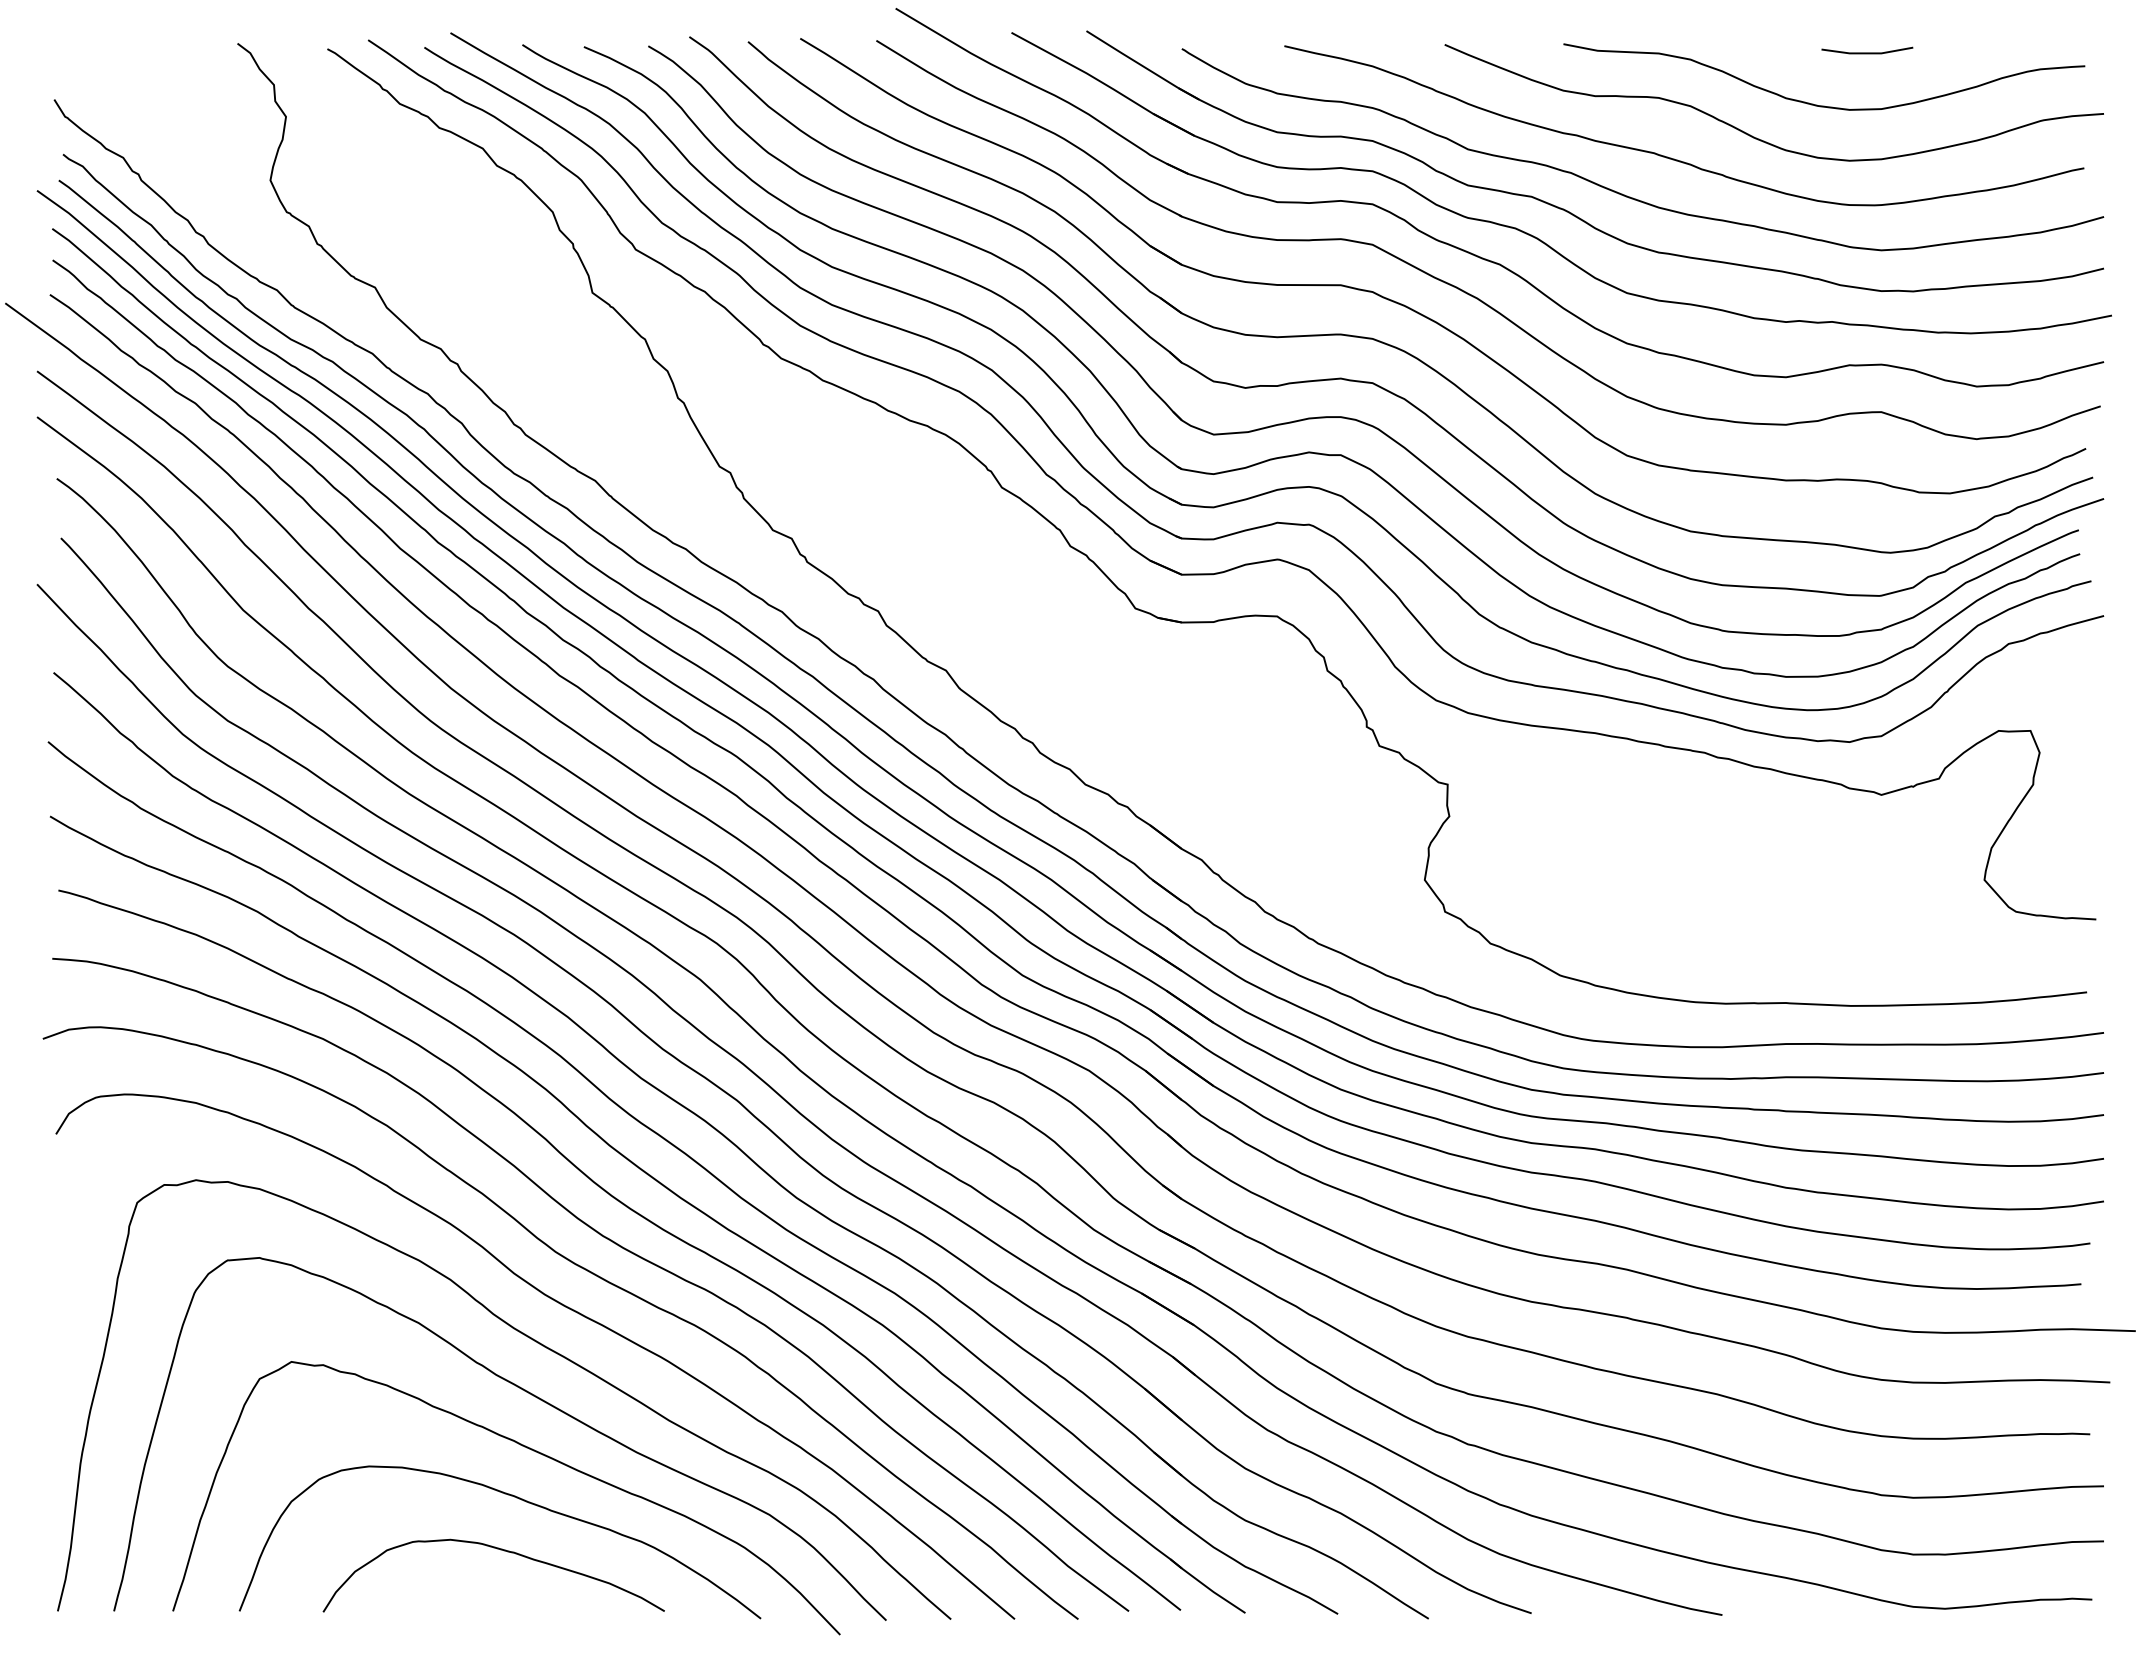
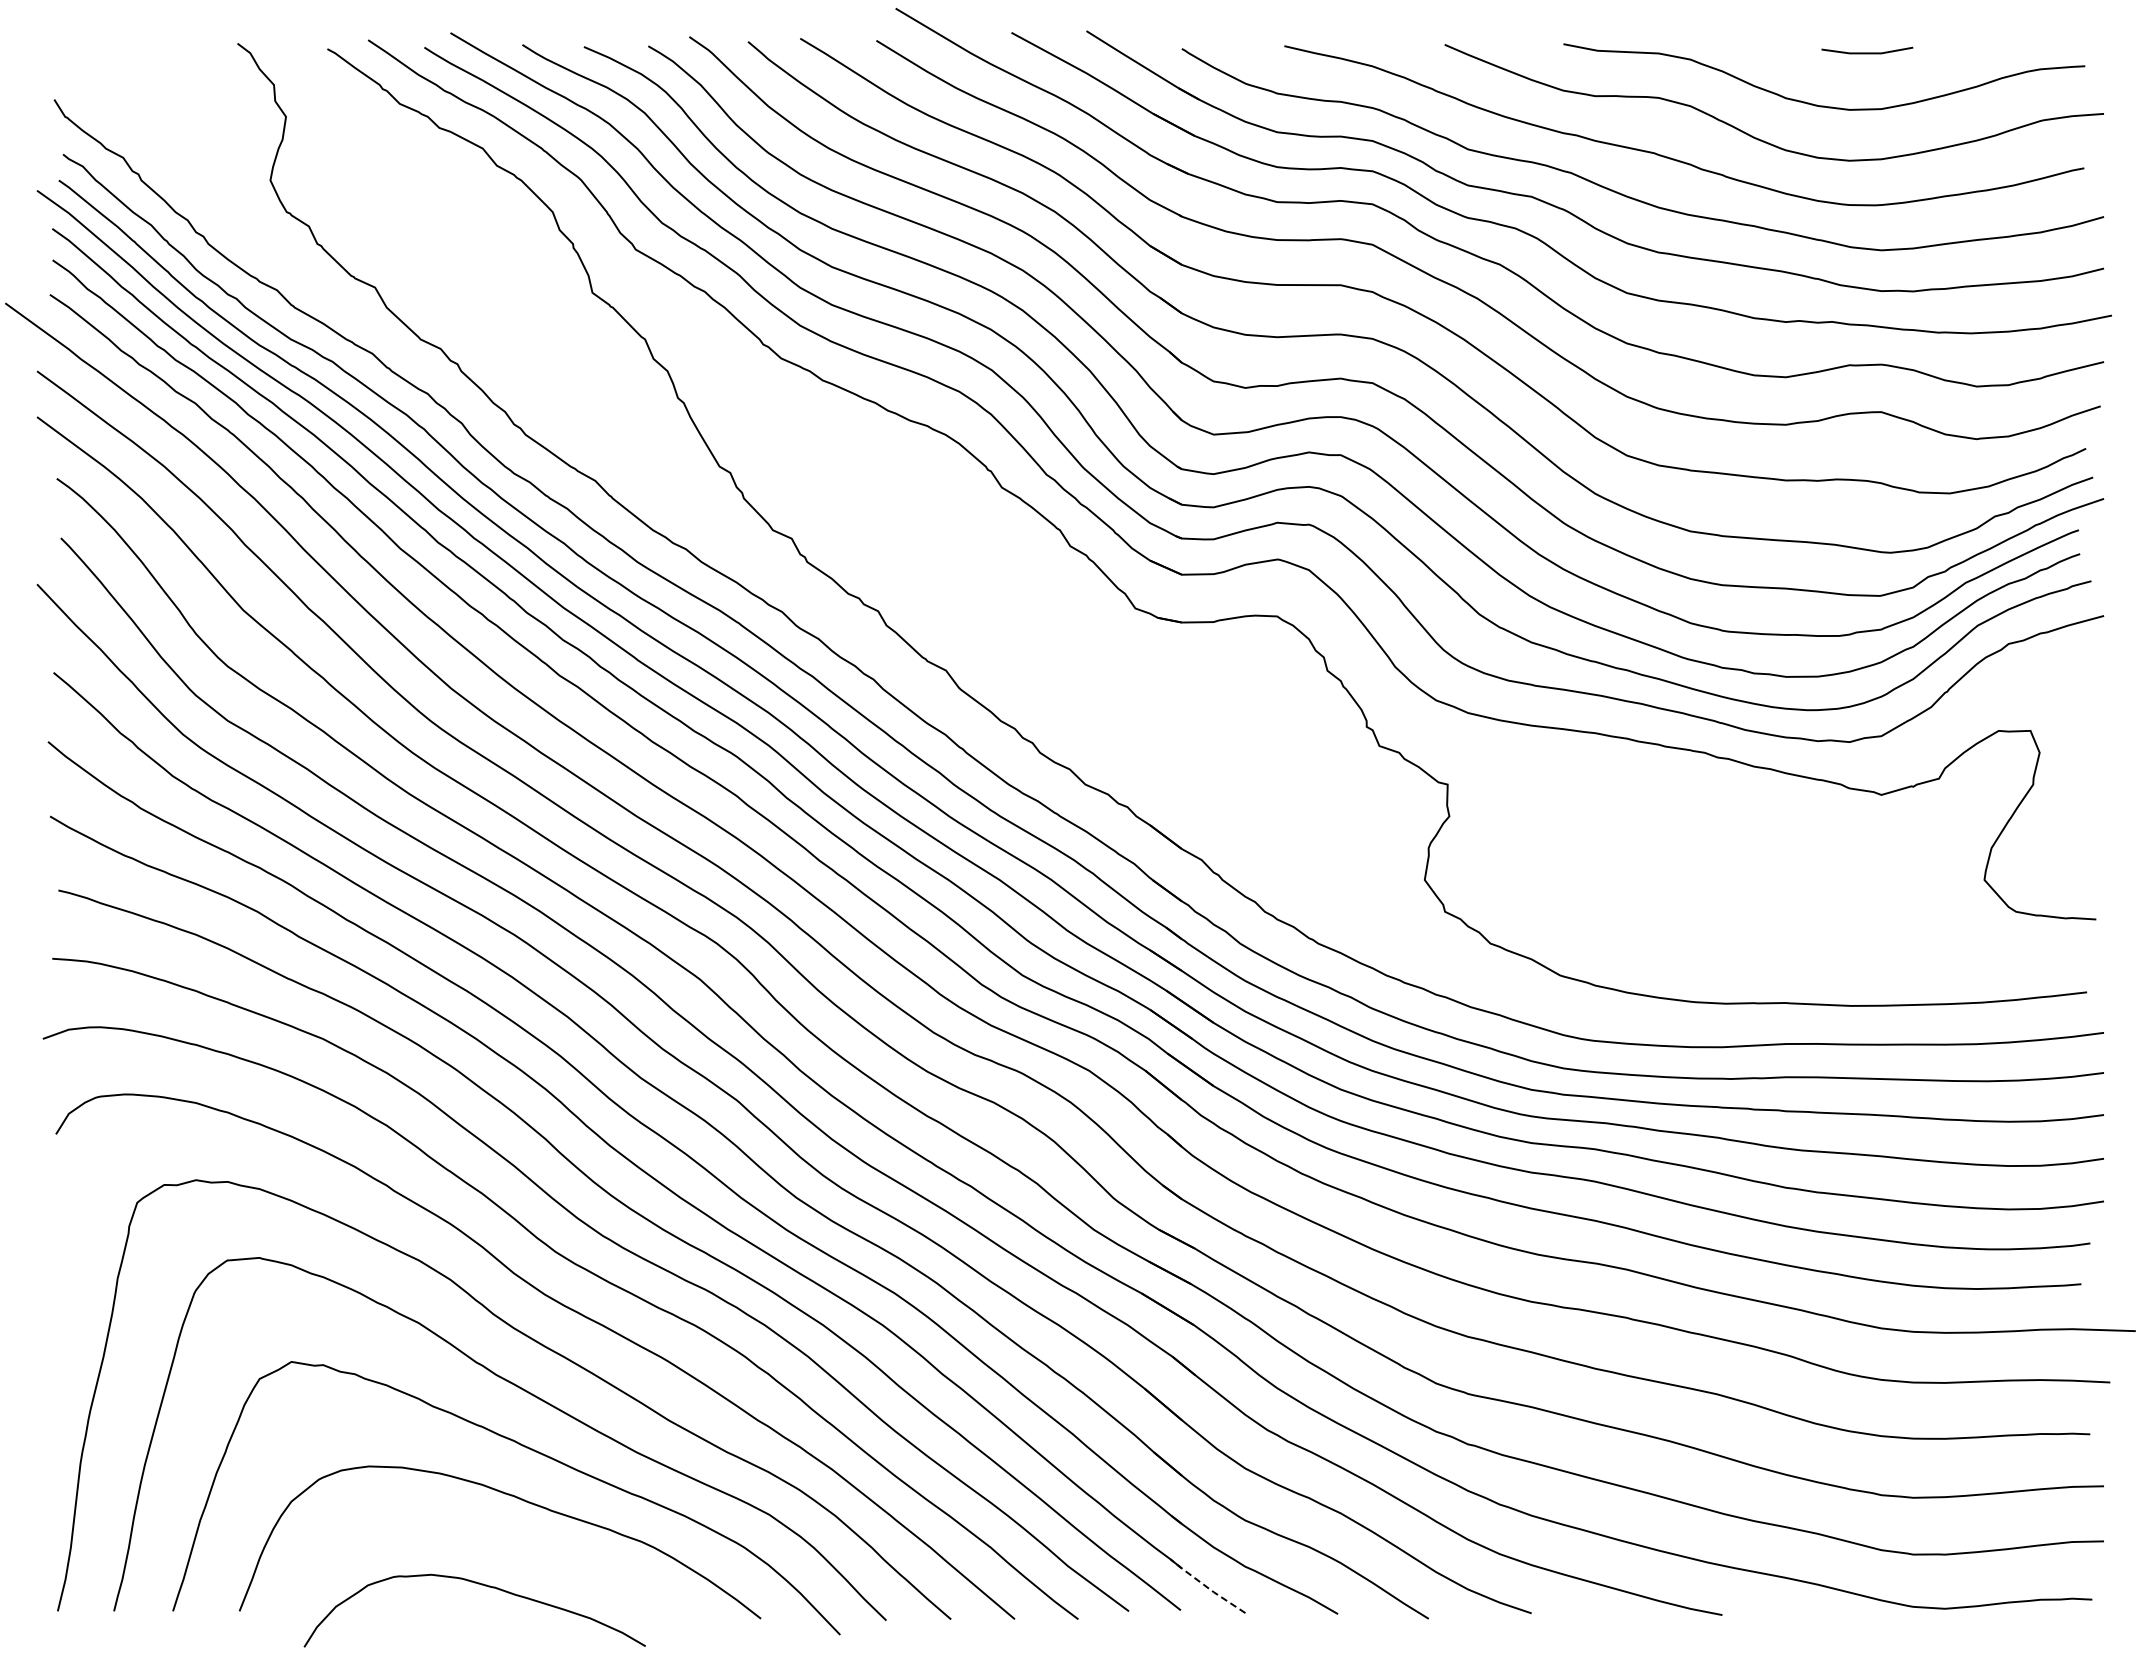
curve position: (500, 1550) -> (481, 1585) (481, 1585)
line: solid -> dashed (1207, 1587)
